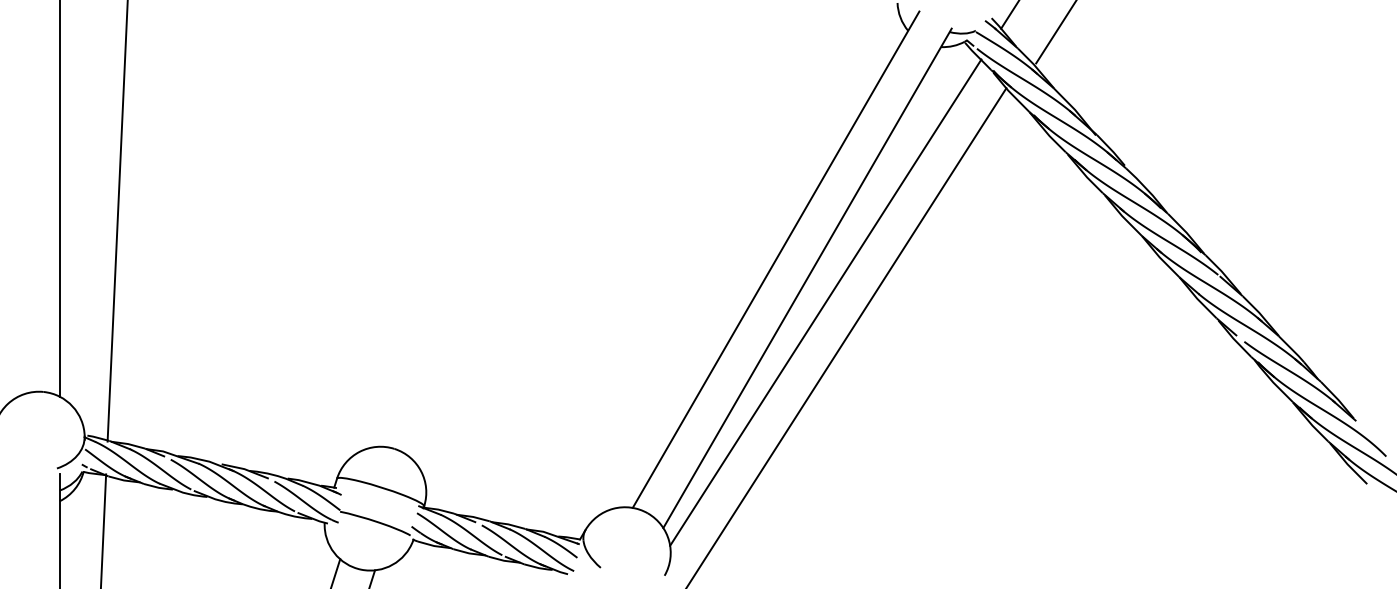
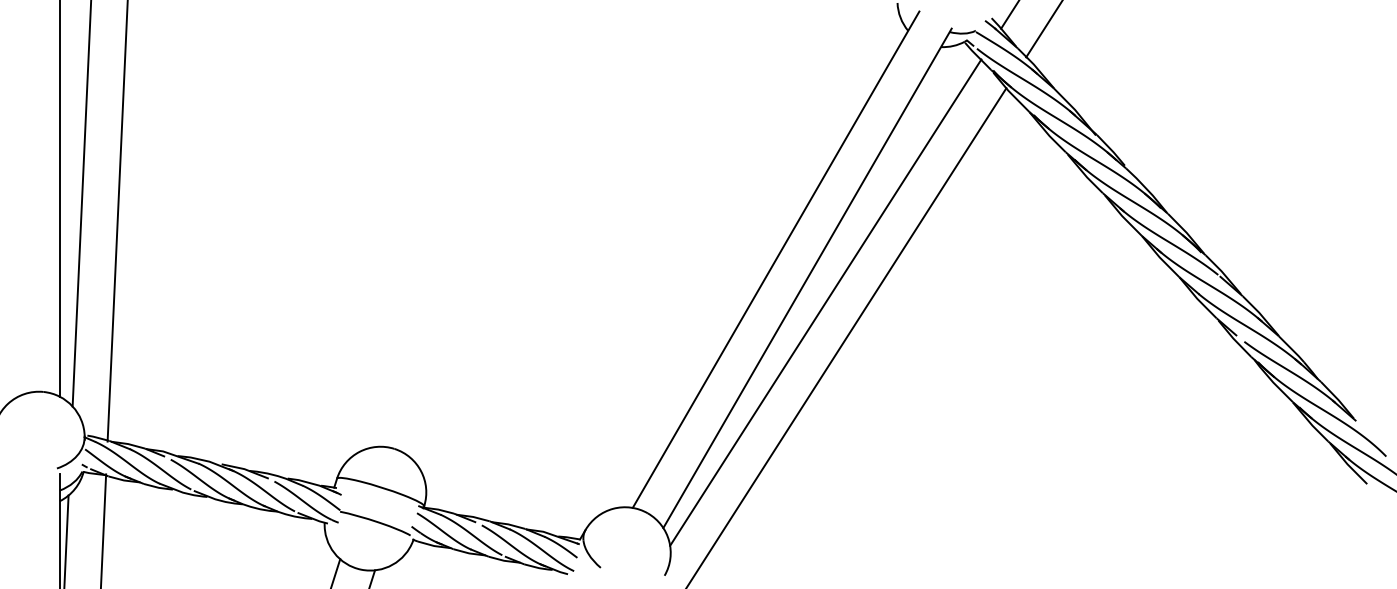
line position: (1055, 32) -> (1043, 29) (1043, 29)
line: none -> present (81, 204)
line: none -> present (66, 540)
